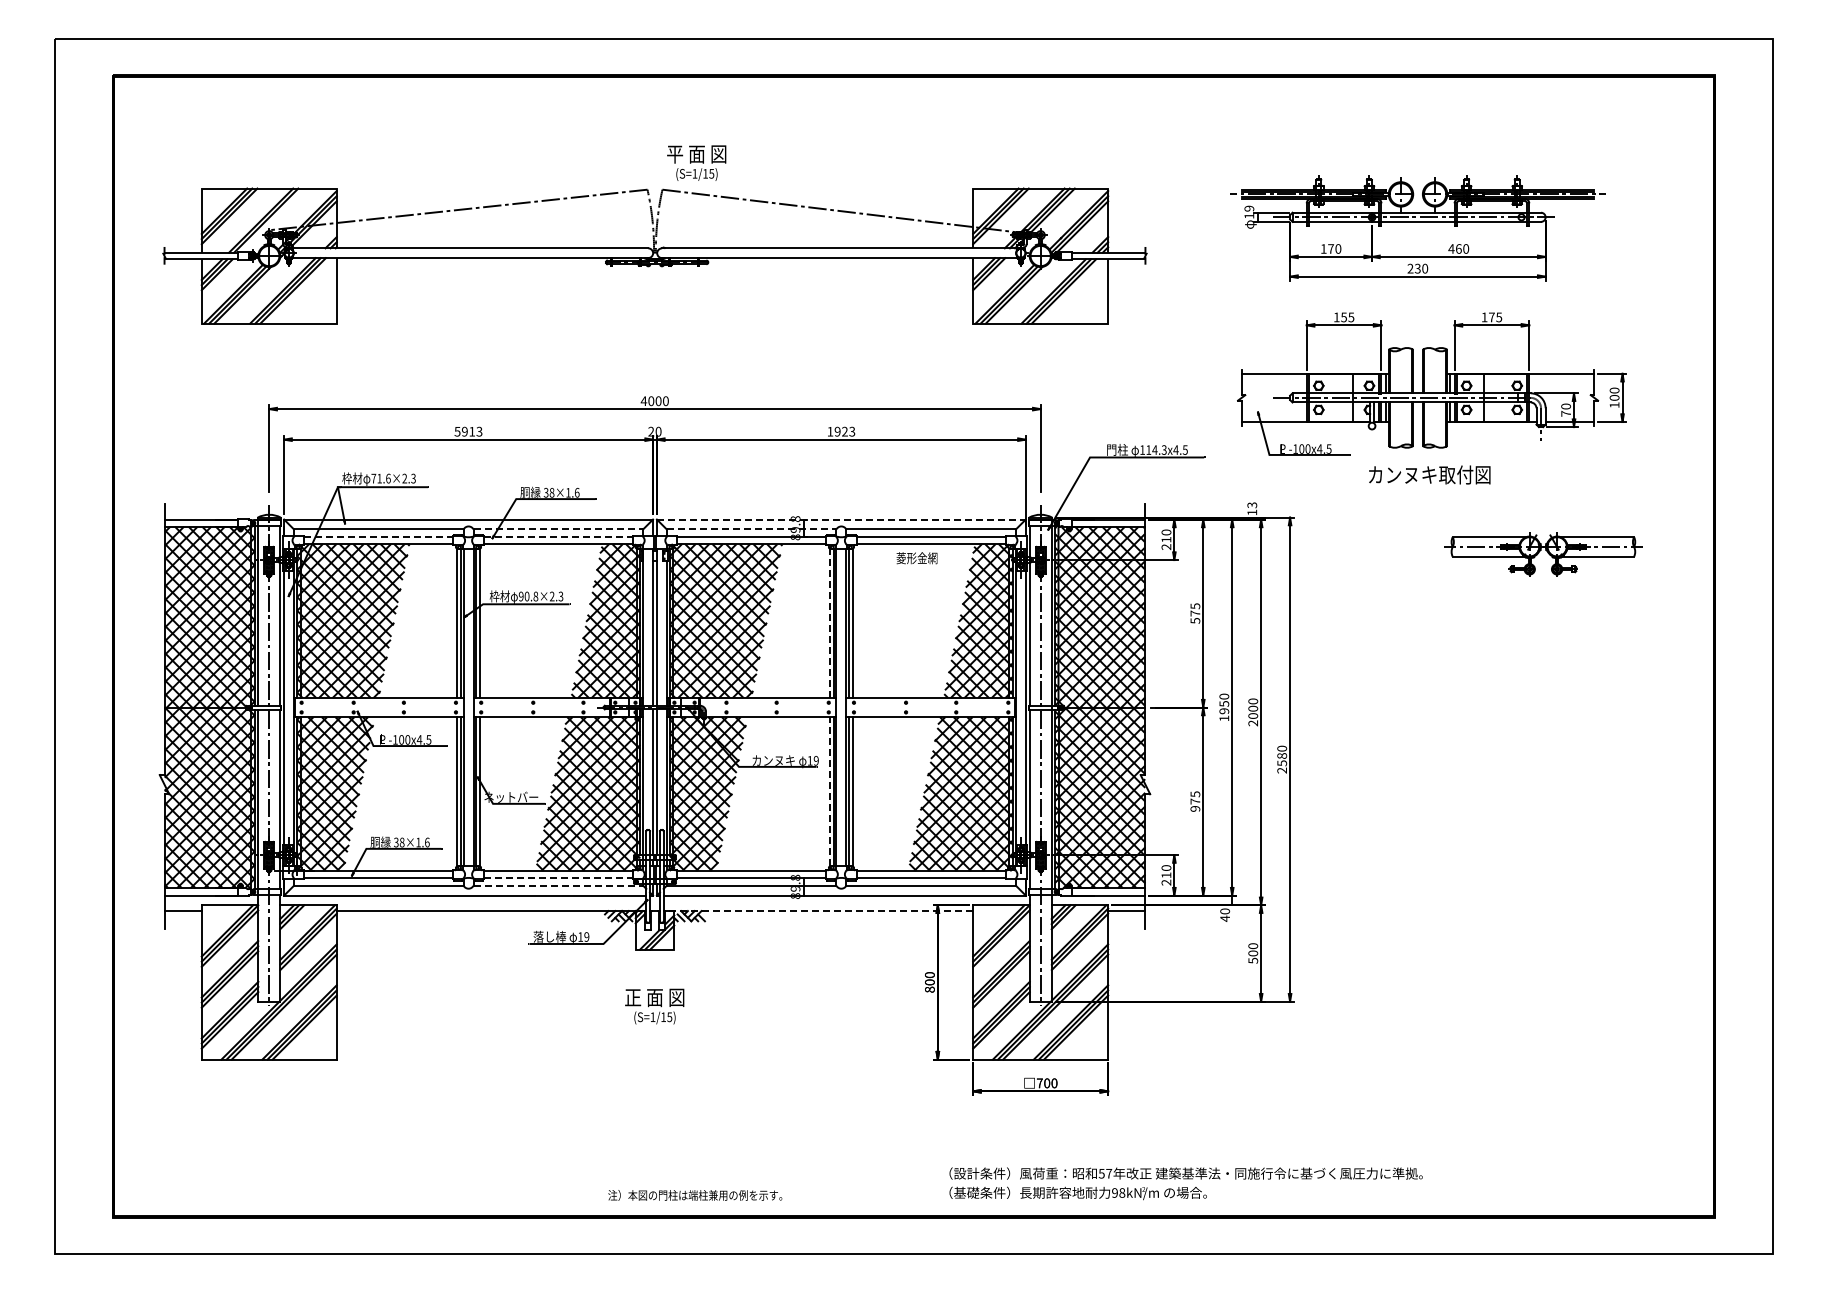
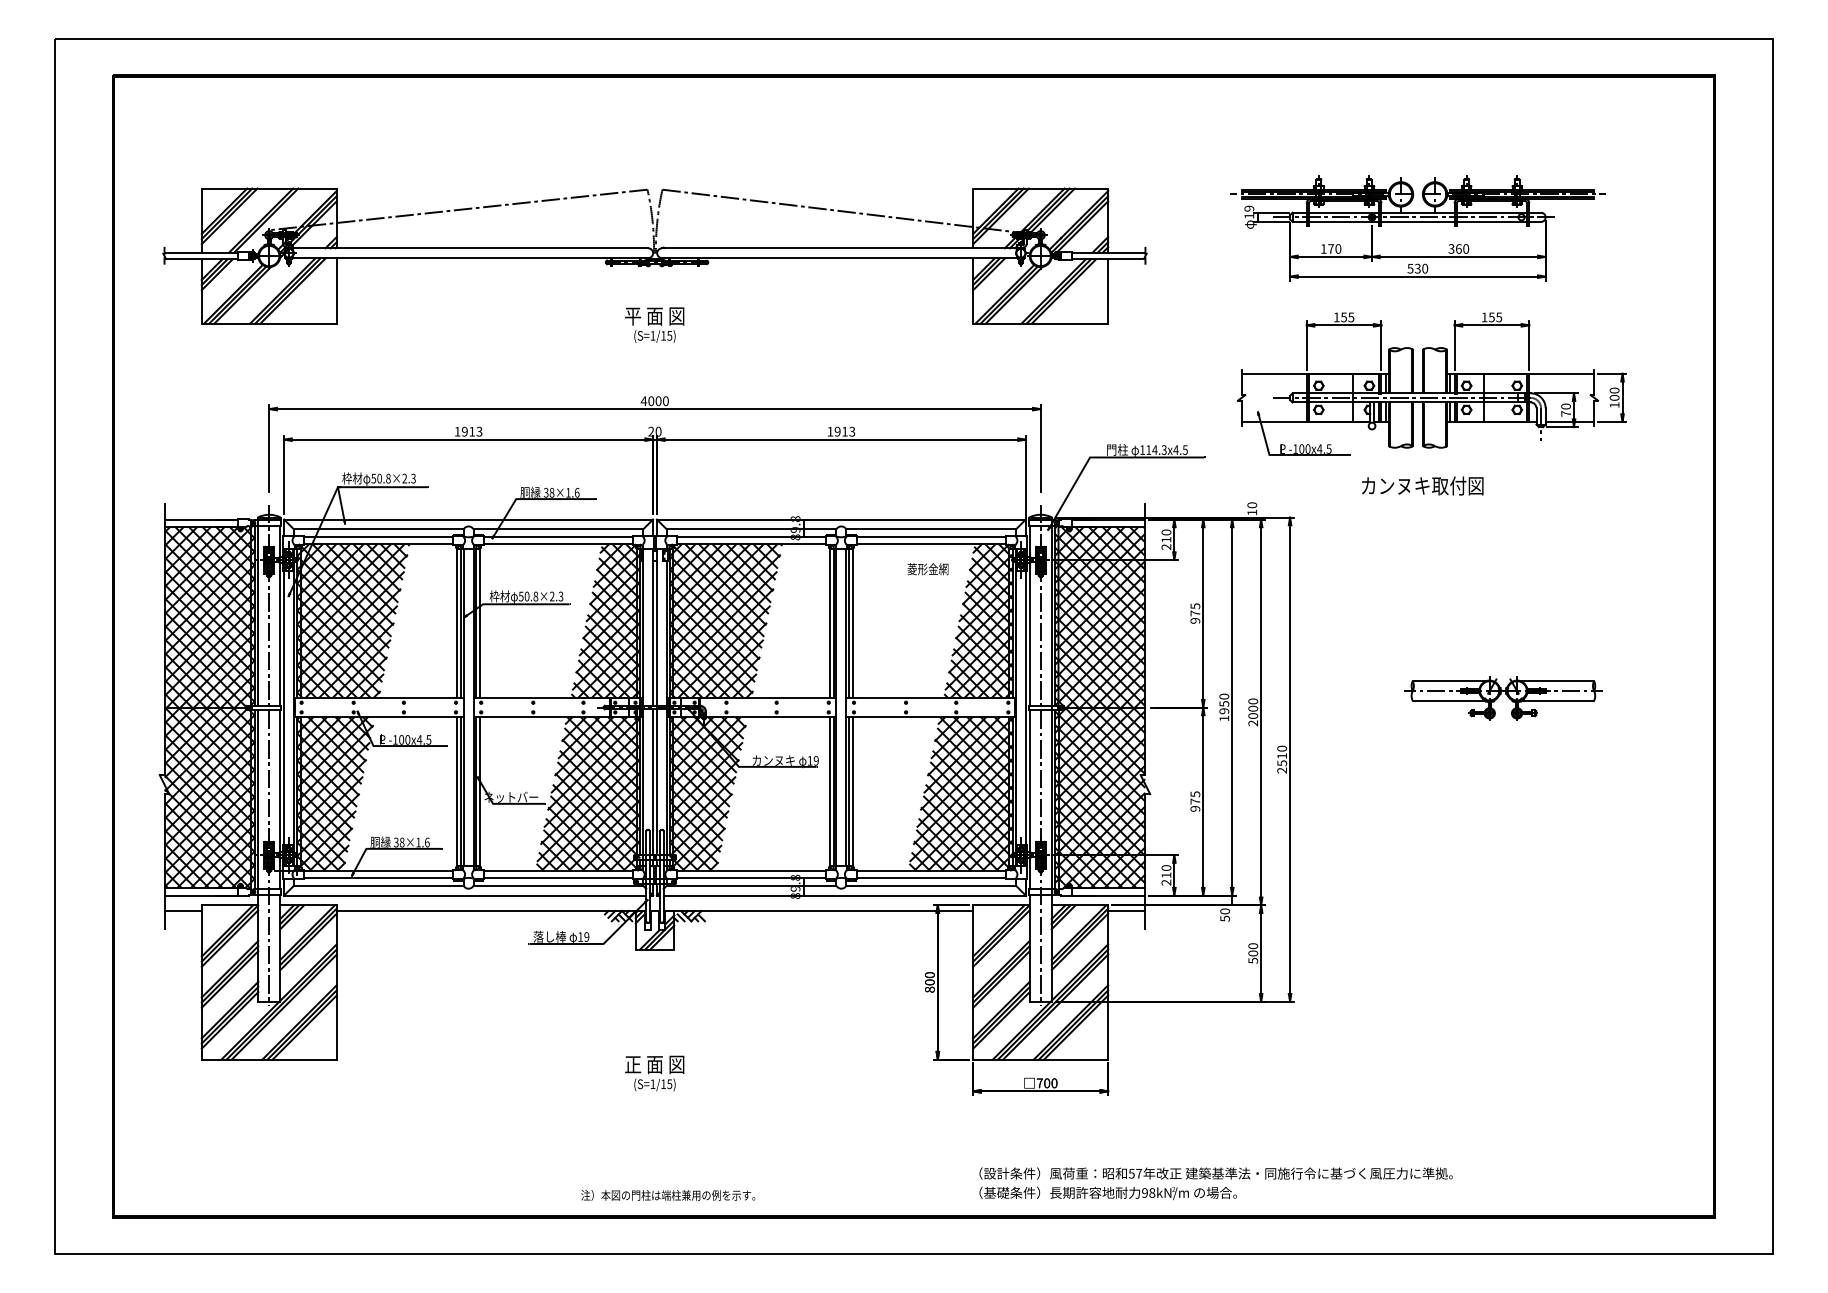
text position: (696, 162) -> (654, 324) (654, 324)
text: 460 -> 360 (1451, 248)
text: 230 -> 530 (1410, 268)
text: 175 -> 155 (1491, 317)
text: 5913 -> 1913 (457, 431)
text: 1923 -> 1913 (844, 431)
text position: (1429, 474) -> (1422, 485) (1422, 485)
text: 71.6×2.3 -> 50.8×2.3 (380, 478)
text: 13 -> 10 (1252, 505)
line: dashed -> solid (841, 519)
line: dashed -> solid (558, 529)
line: dashed -> solid (751, 529)
line: dashed -> solid (379, 536)
line: dashed -> solid (558, 536)
part position: (1543, 554) -> (1503, 698) (1503, 698)
text position: (916, 558) -> (927, 569) (927, 569)
text: 90.8×2.3 -> 50.8×2.3 (520, 596)
text: 575 -> 975 (1195, 620)
line: dashed -> solid (829, 623)
text: 2580 -> 2510 (1282, 755)
line: dashed -> solid (829, 791)
line: dashed -> solid (558, 878)
line: dashed -> solid (558, 885)
line: dashed -> solid (818, 911)
text: 40 -> 50 (1225, 918)
text position: (654, 1006) -> (654, 1073) (654, 1073)
text position: (1185, 1183) -> (1215, 1183) (1215, 1183)
text position: (695, 1195) -> (668, 1195) (668, 1195)
